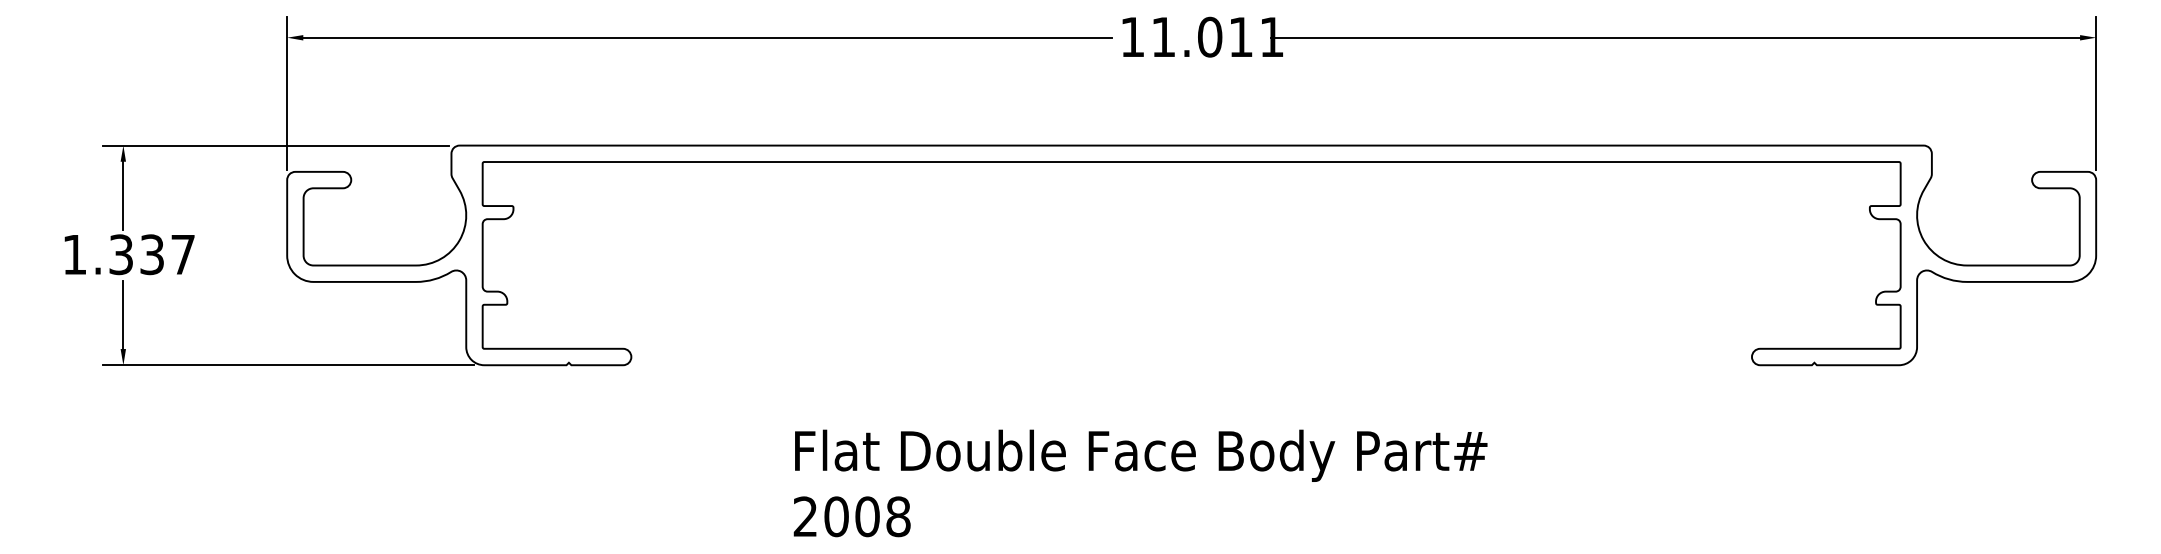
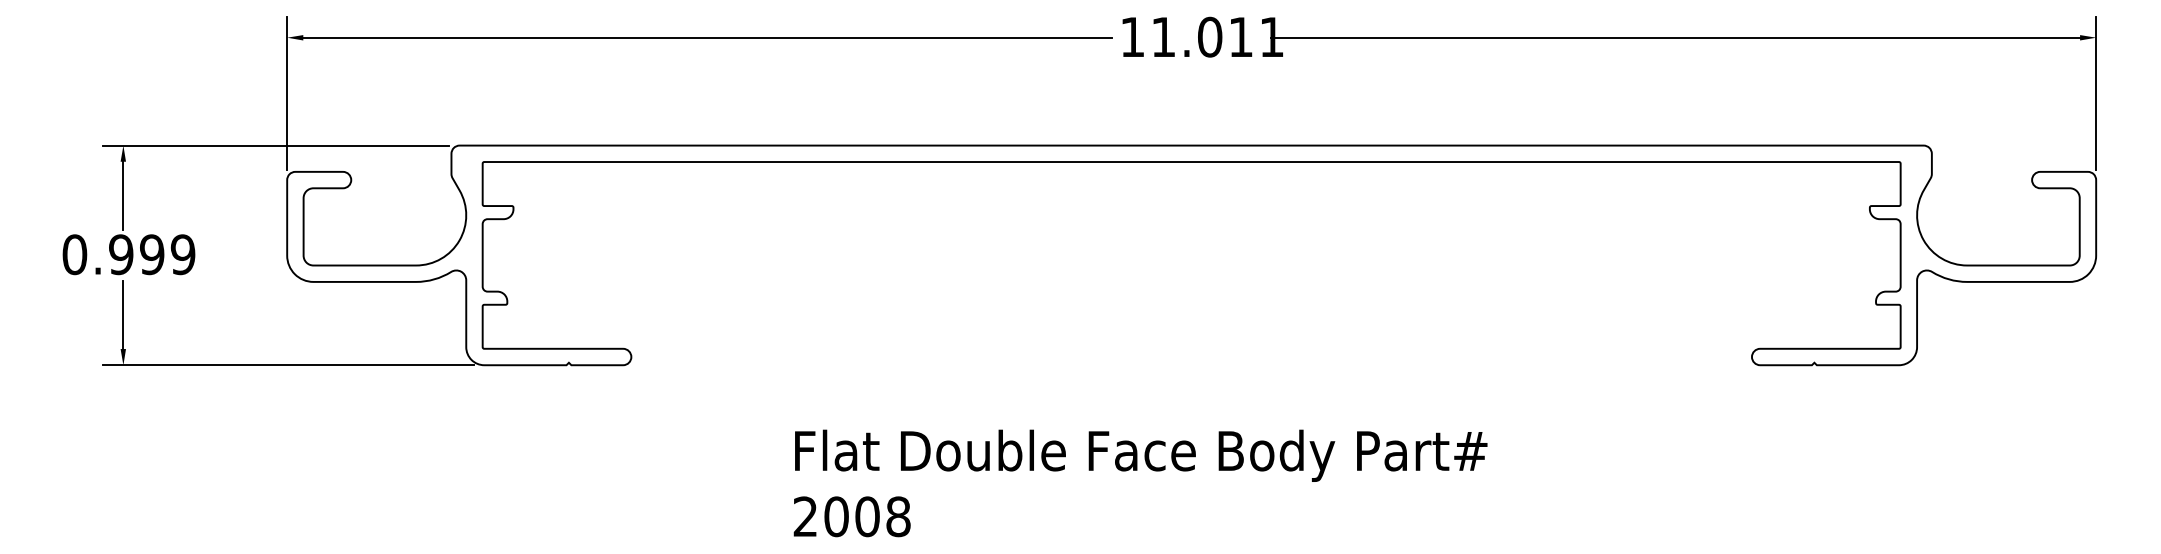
text: 1.337 -> 0.999 (128, 254)
